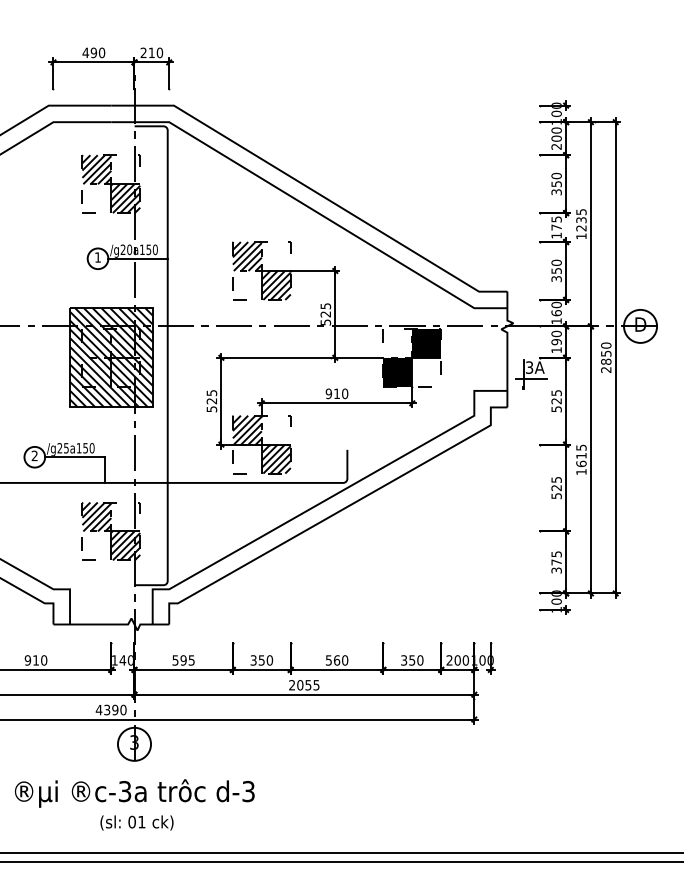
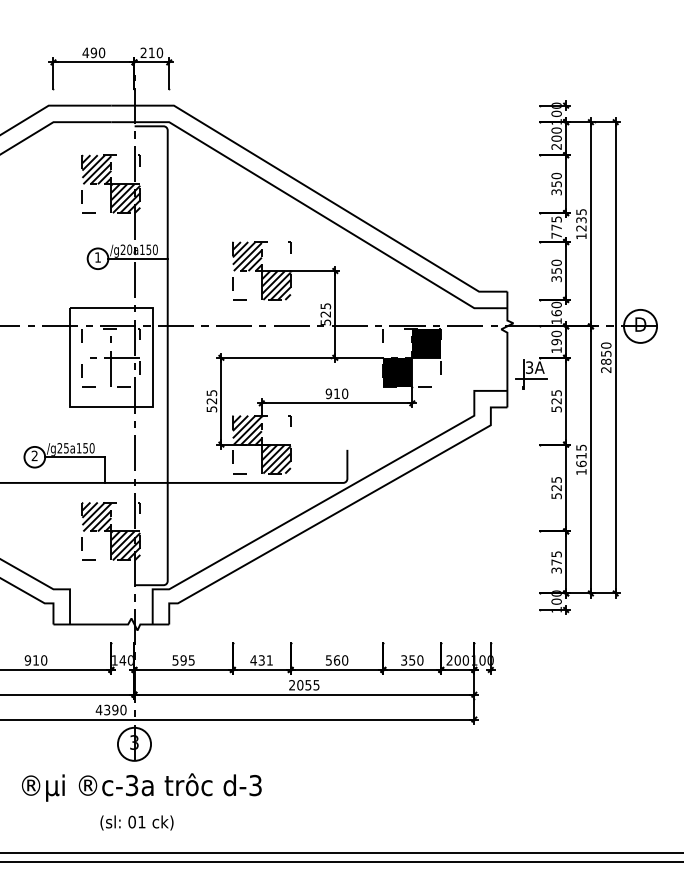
text: 175 -> 775 (556, 235)
hatch: present -> none (111, 357)
text: 350 -> 431 (261, 660)
text position: (134, 793) -> (141, 787) (141, 787)
